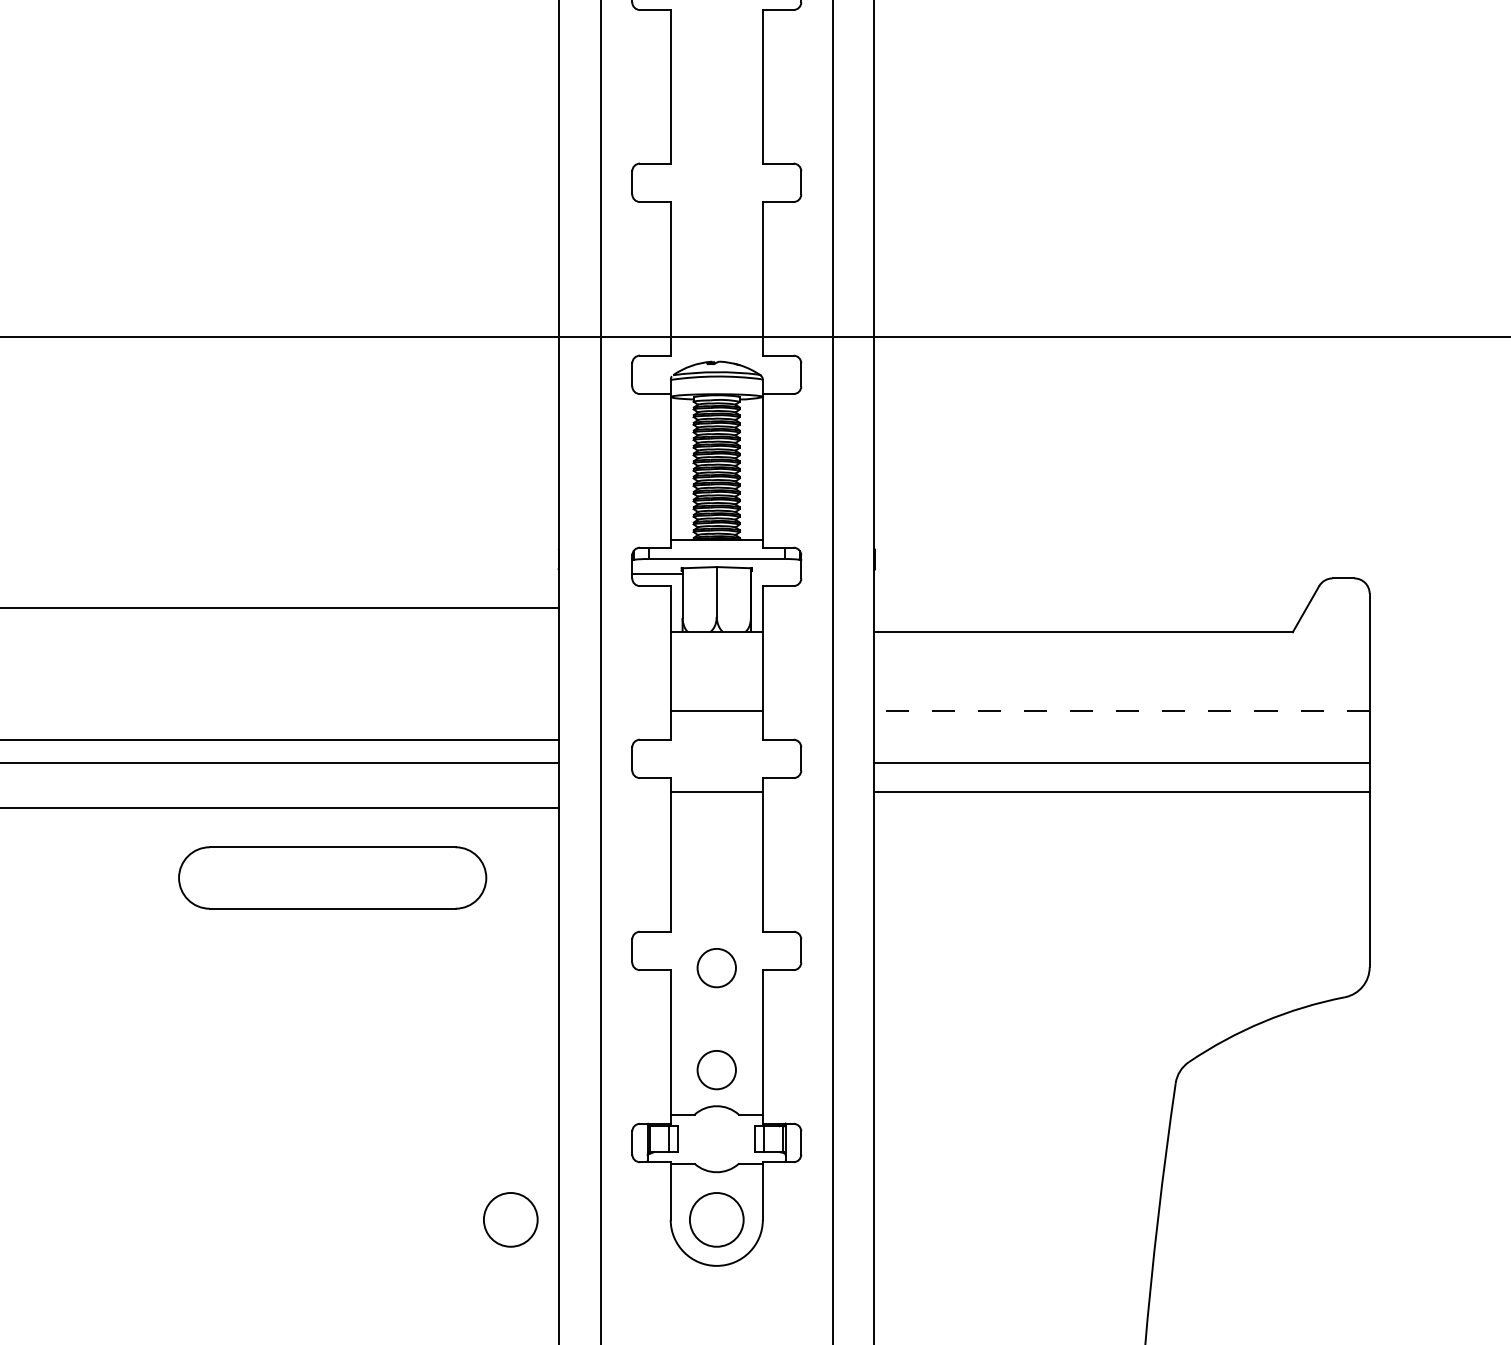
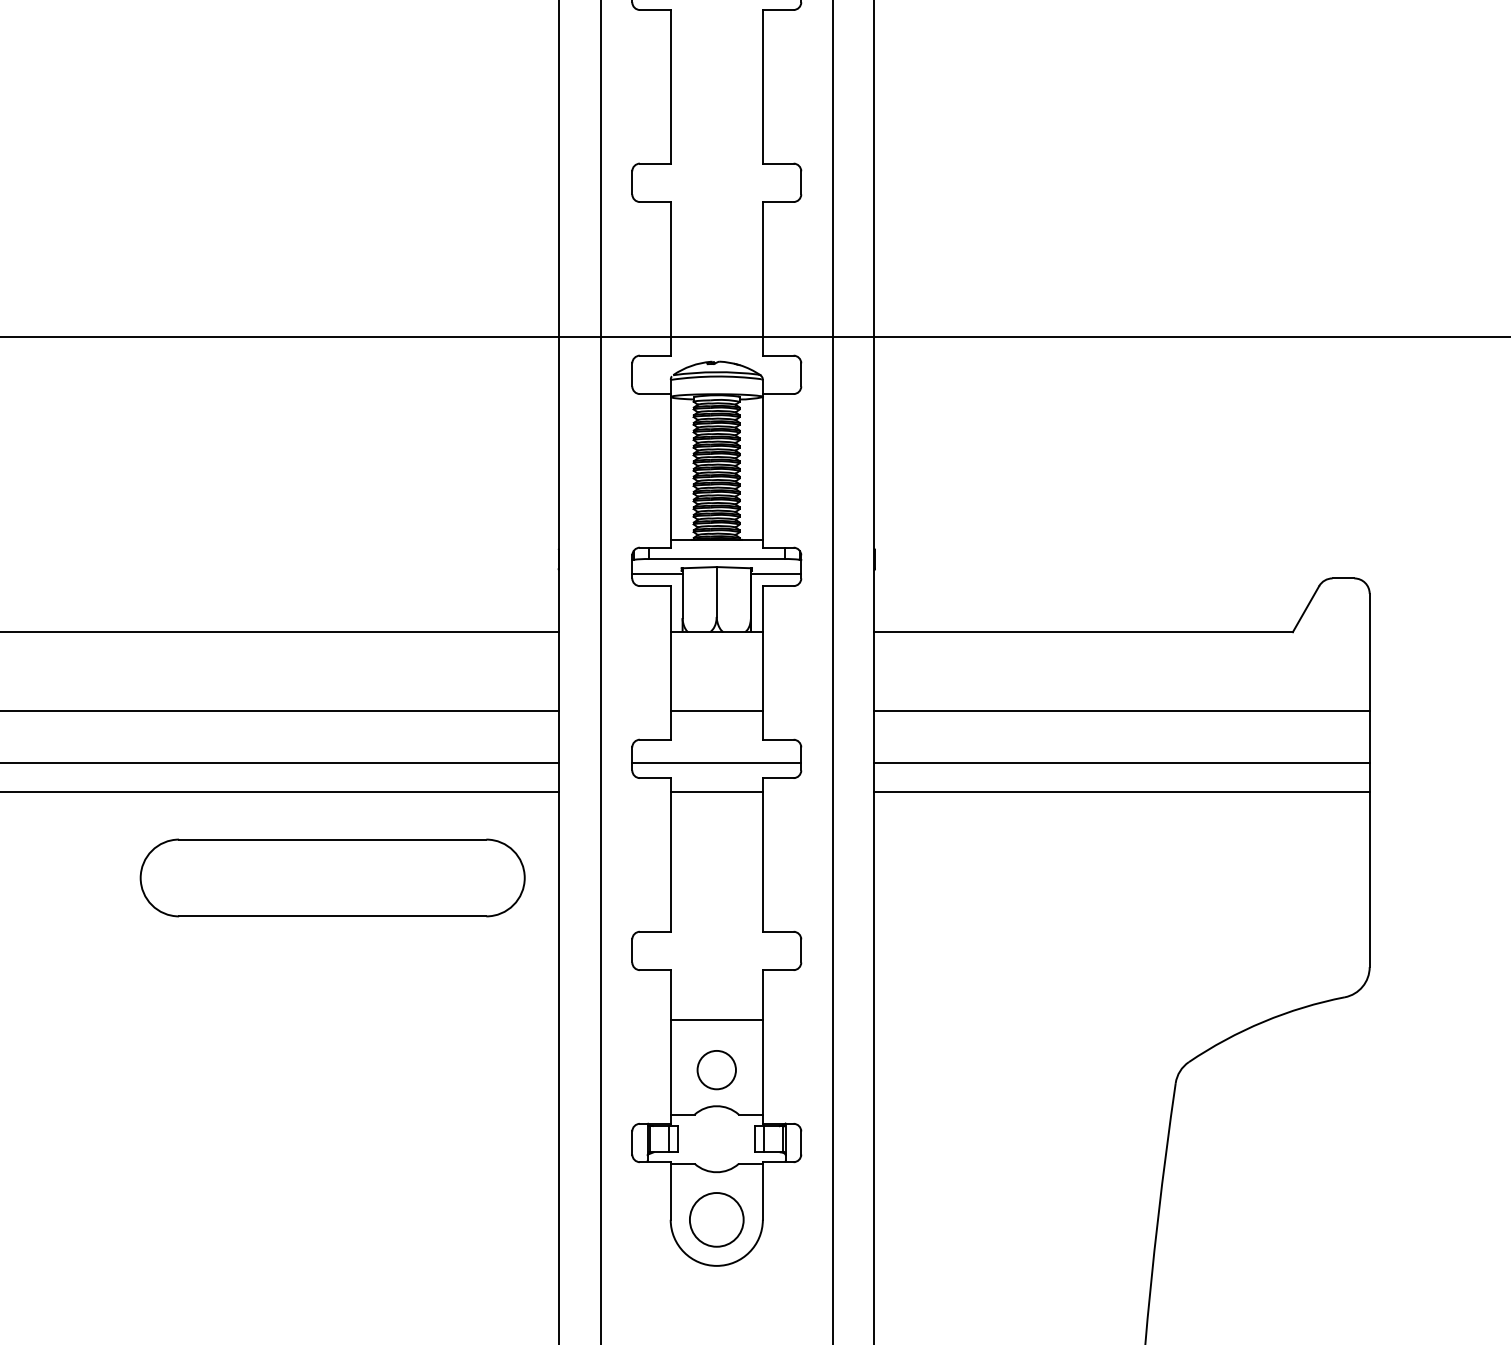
line: none -> present (775, 574)
line position: (280, 608) -> (280, 632) (280, 632)
line: dashed -> solid (1121, 710)
line position: (280, 739) -> (280, 710) (280, 710)
line: none -> present (716, 762)
line position: (280, 807) -> (280, 791) (280, 791)
part size: 310x64 px -> 387x80 px (332, 877)
circle: present -> none (716, 968)
line: none -> present (716, 1020)
circle: present -> none (510, 1219)
